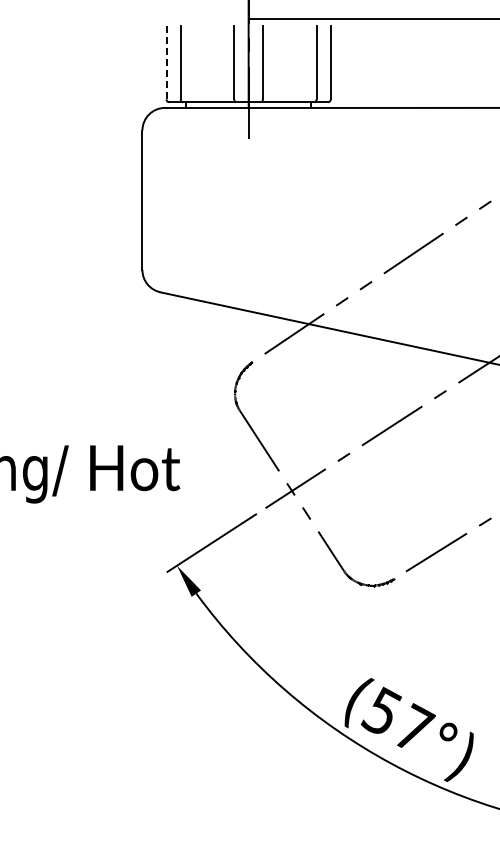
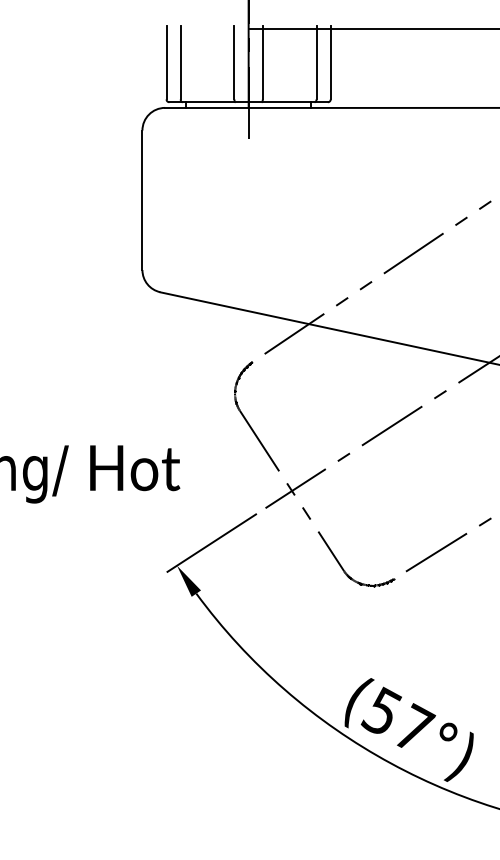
line position: (372, 19) -> (372, 29) (372, 29)
line: dashed -> solid (166, 62)
